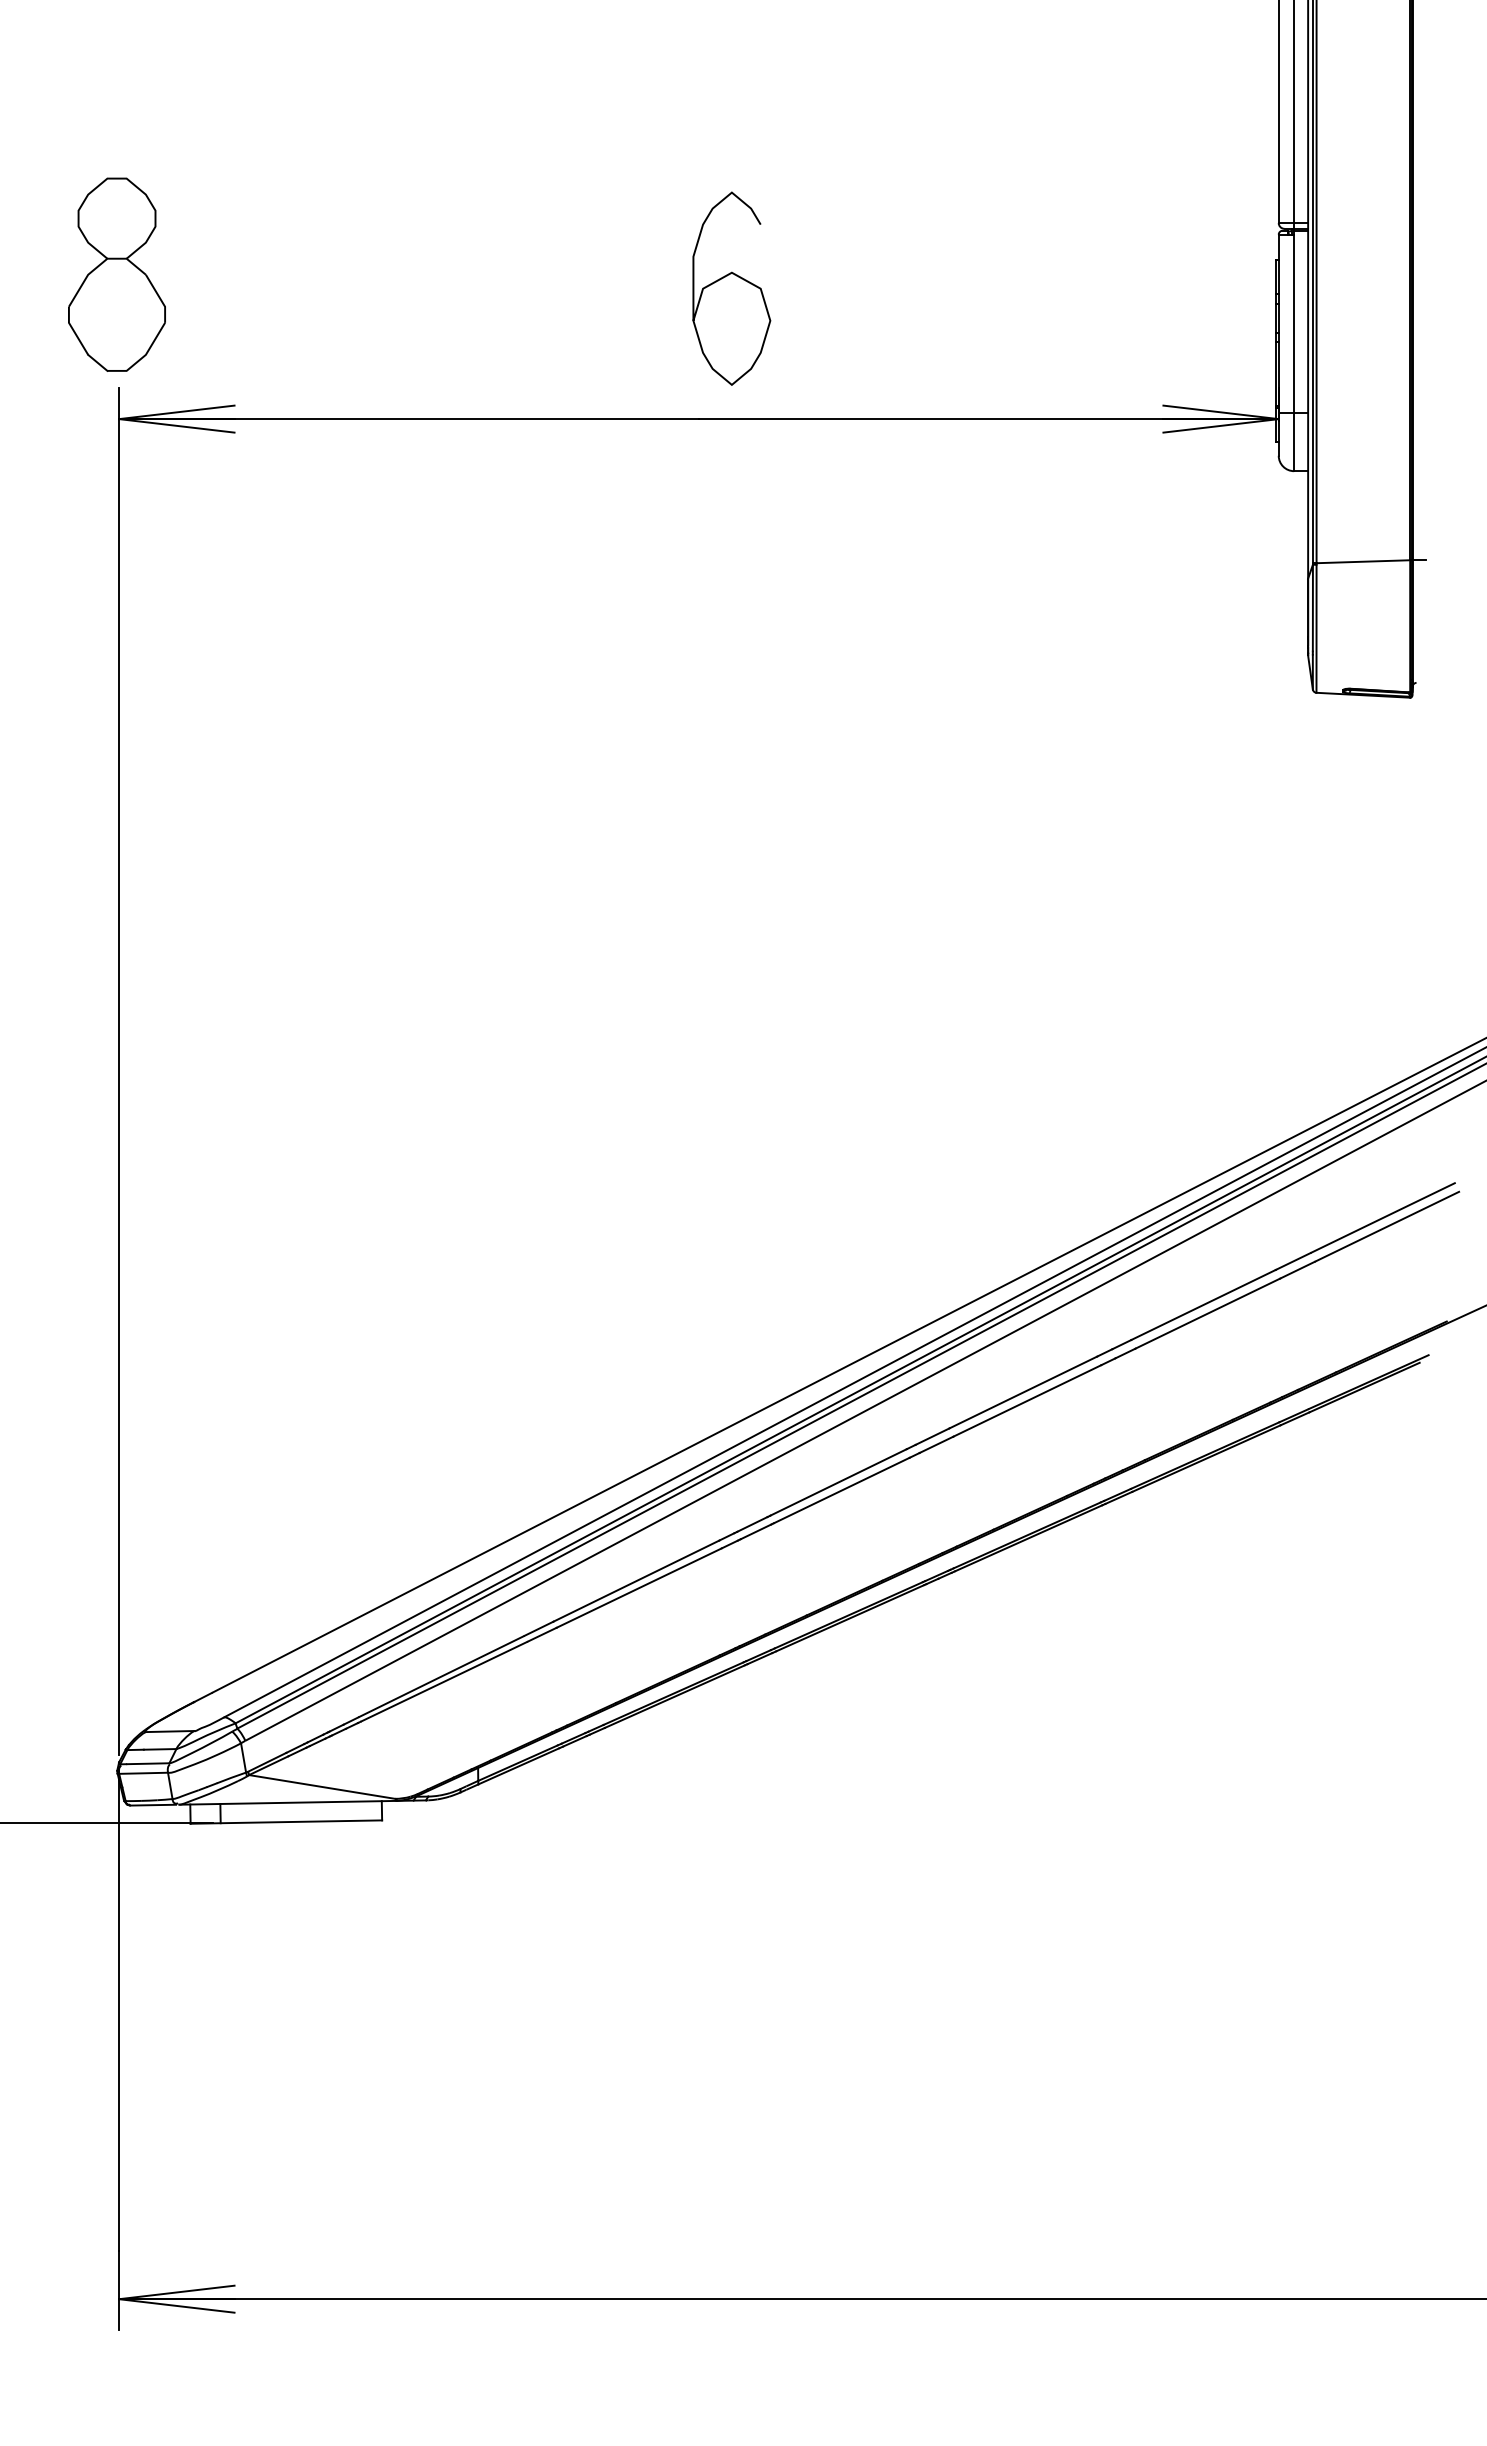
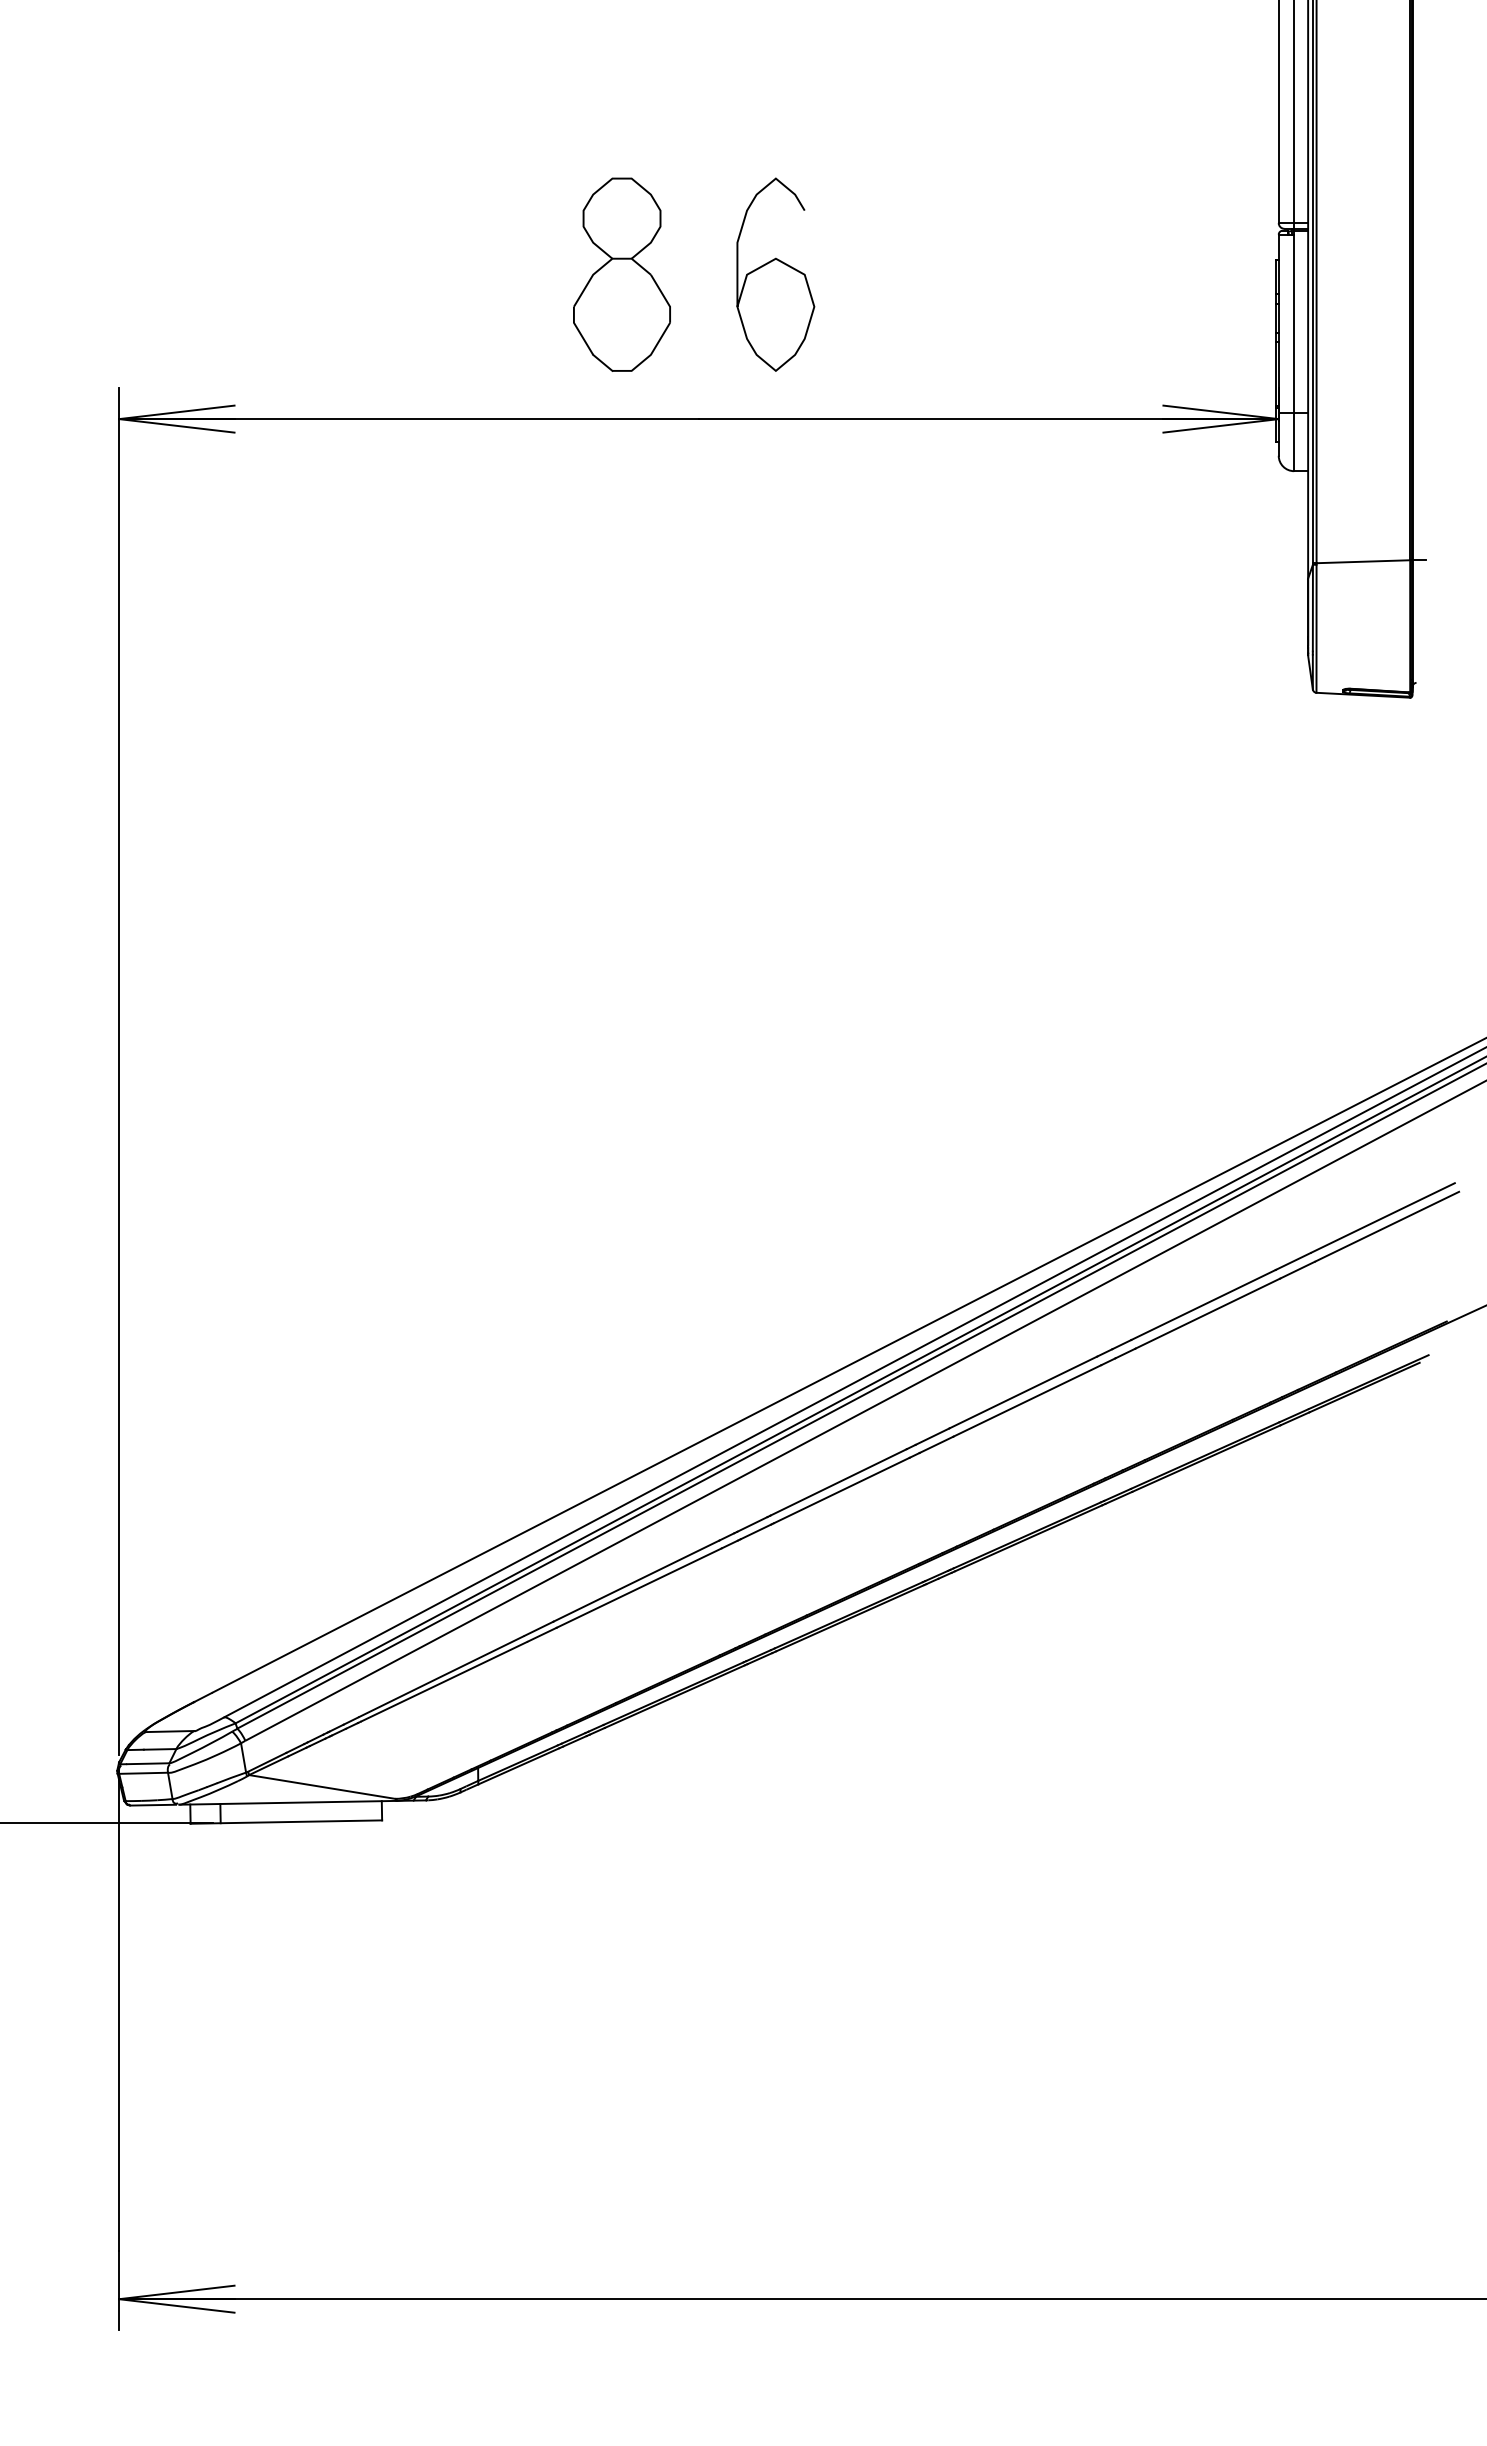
part position: (116, 274) -> (621, 274) (621, 274)
curve position: (725, 277) -> (769, 263) (769, 263)
